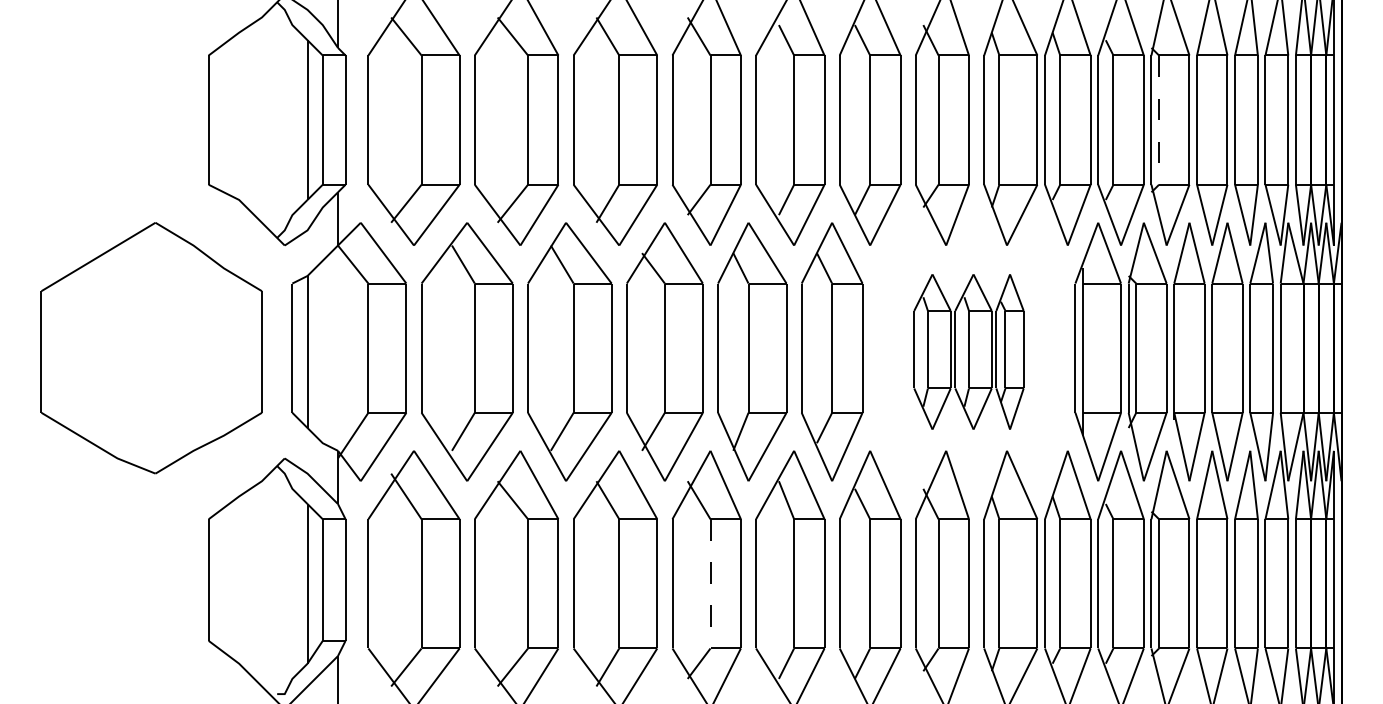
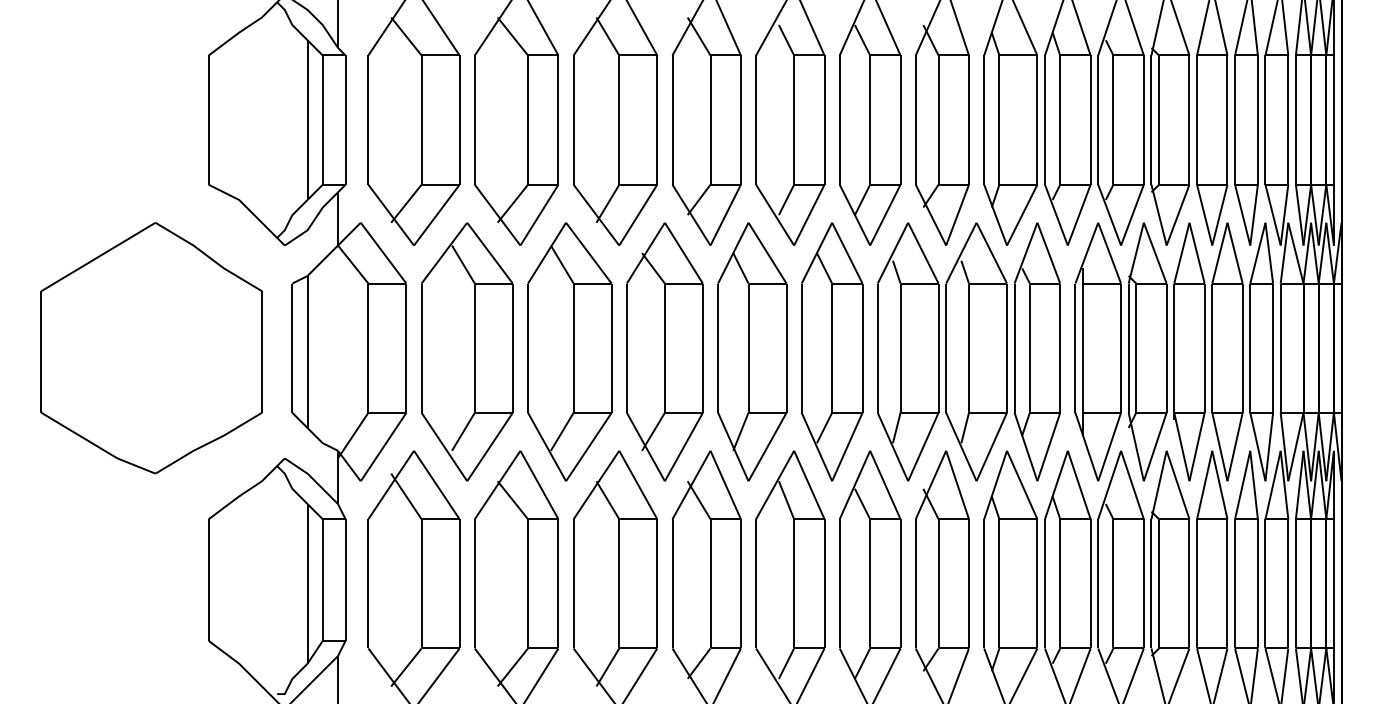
line: dashed -> solid (1159, 120)
part size: 112x156 px -> 184x260 px (968, 351)
line: dashed -> solid (710, 583)
